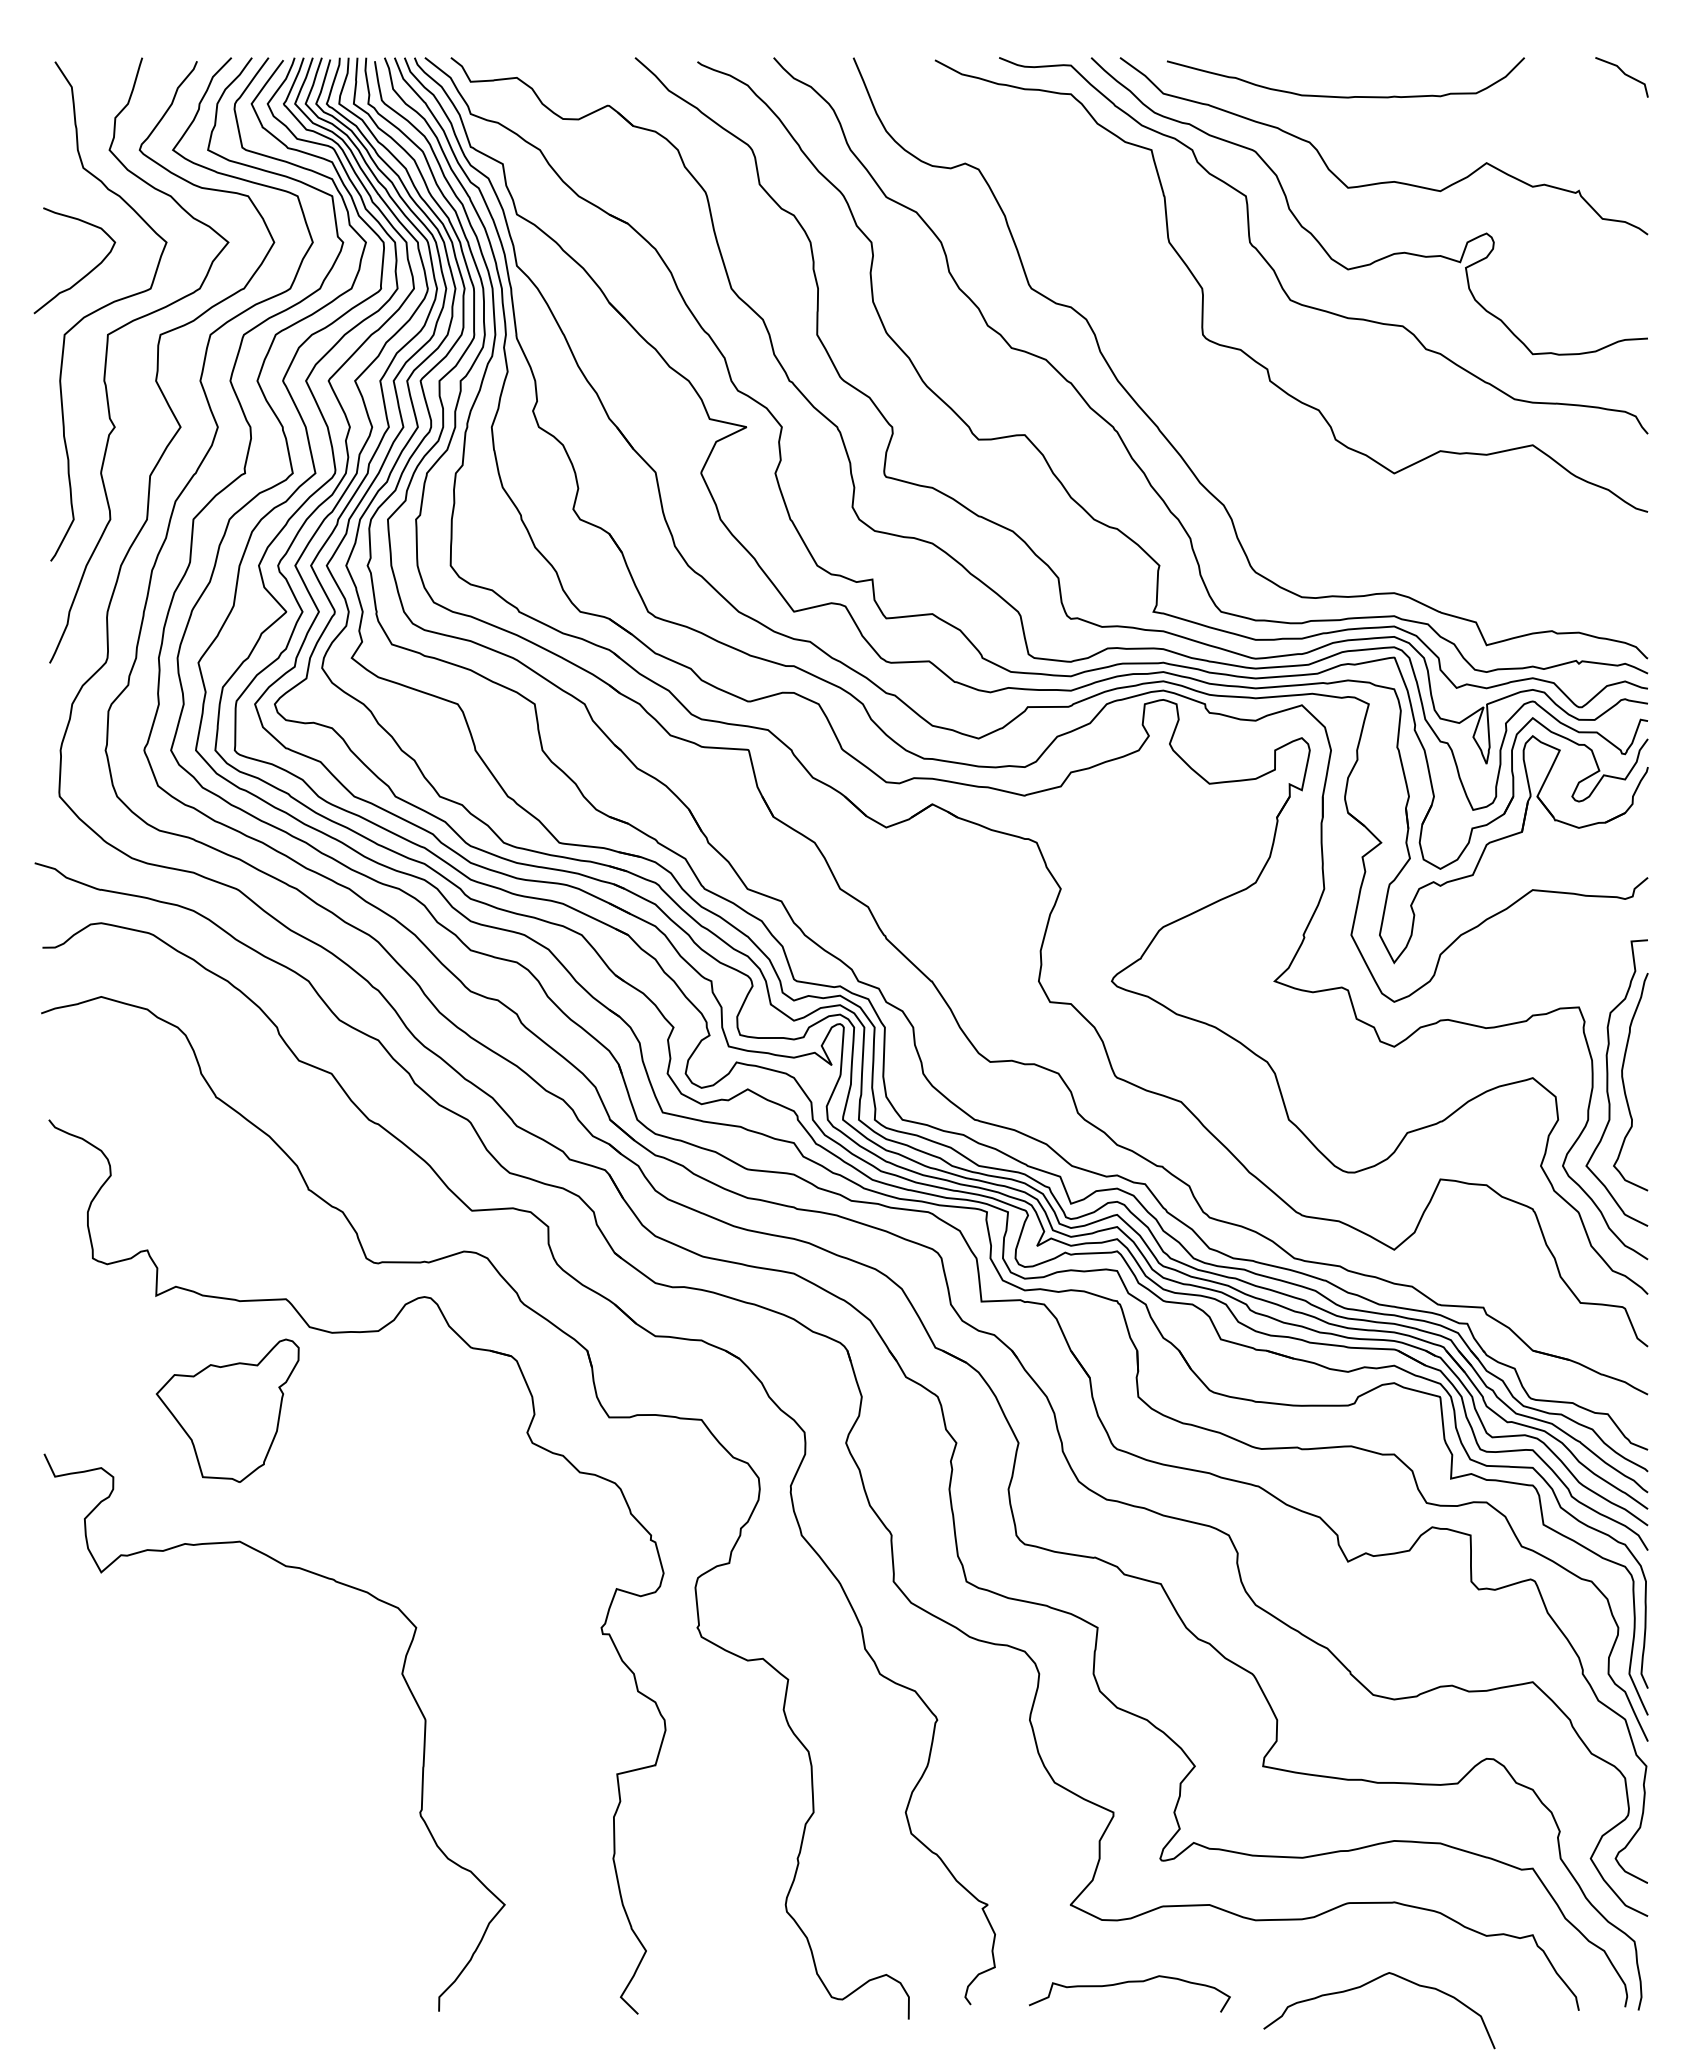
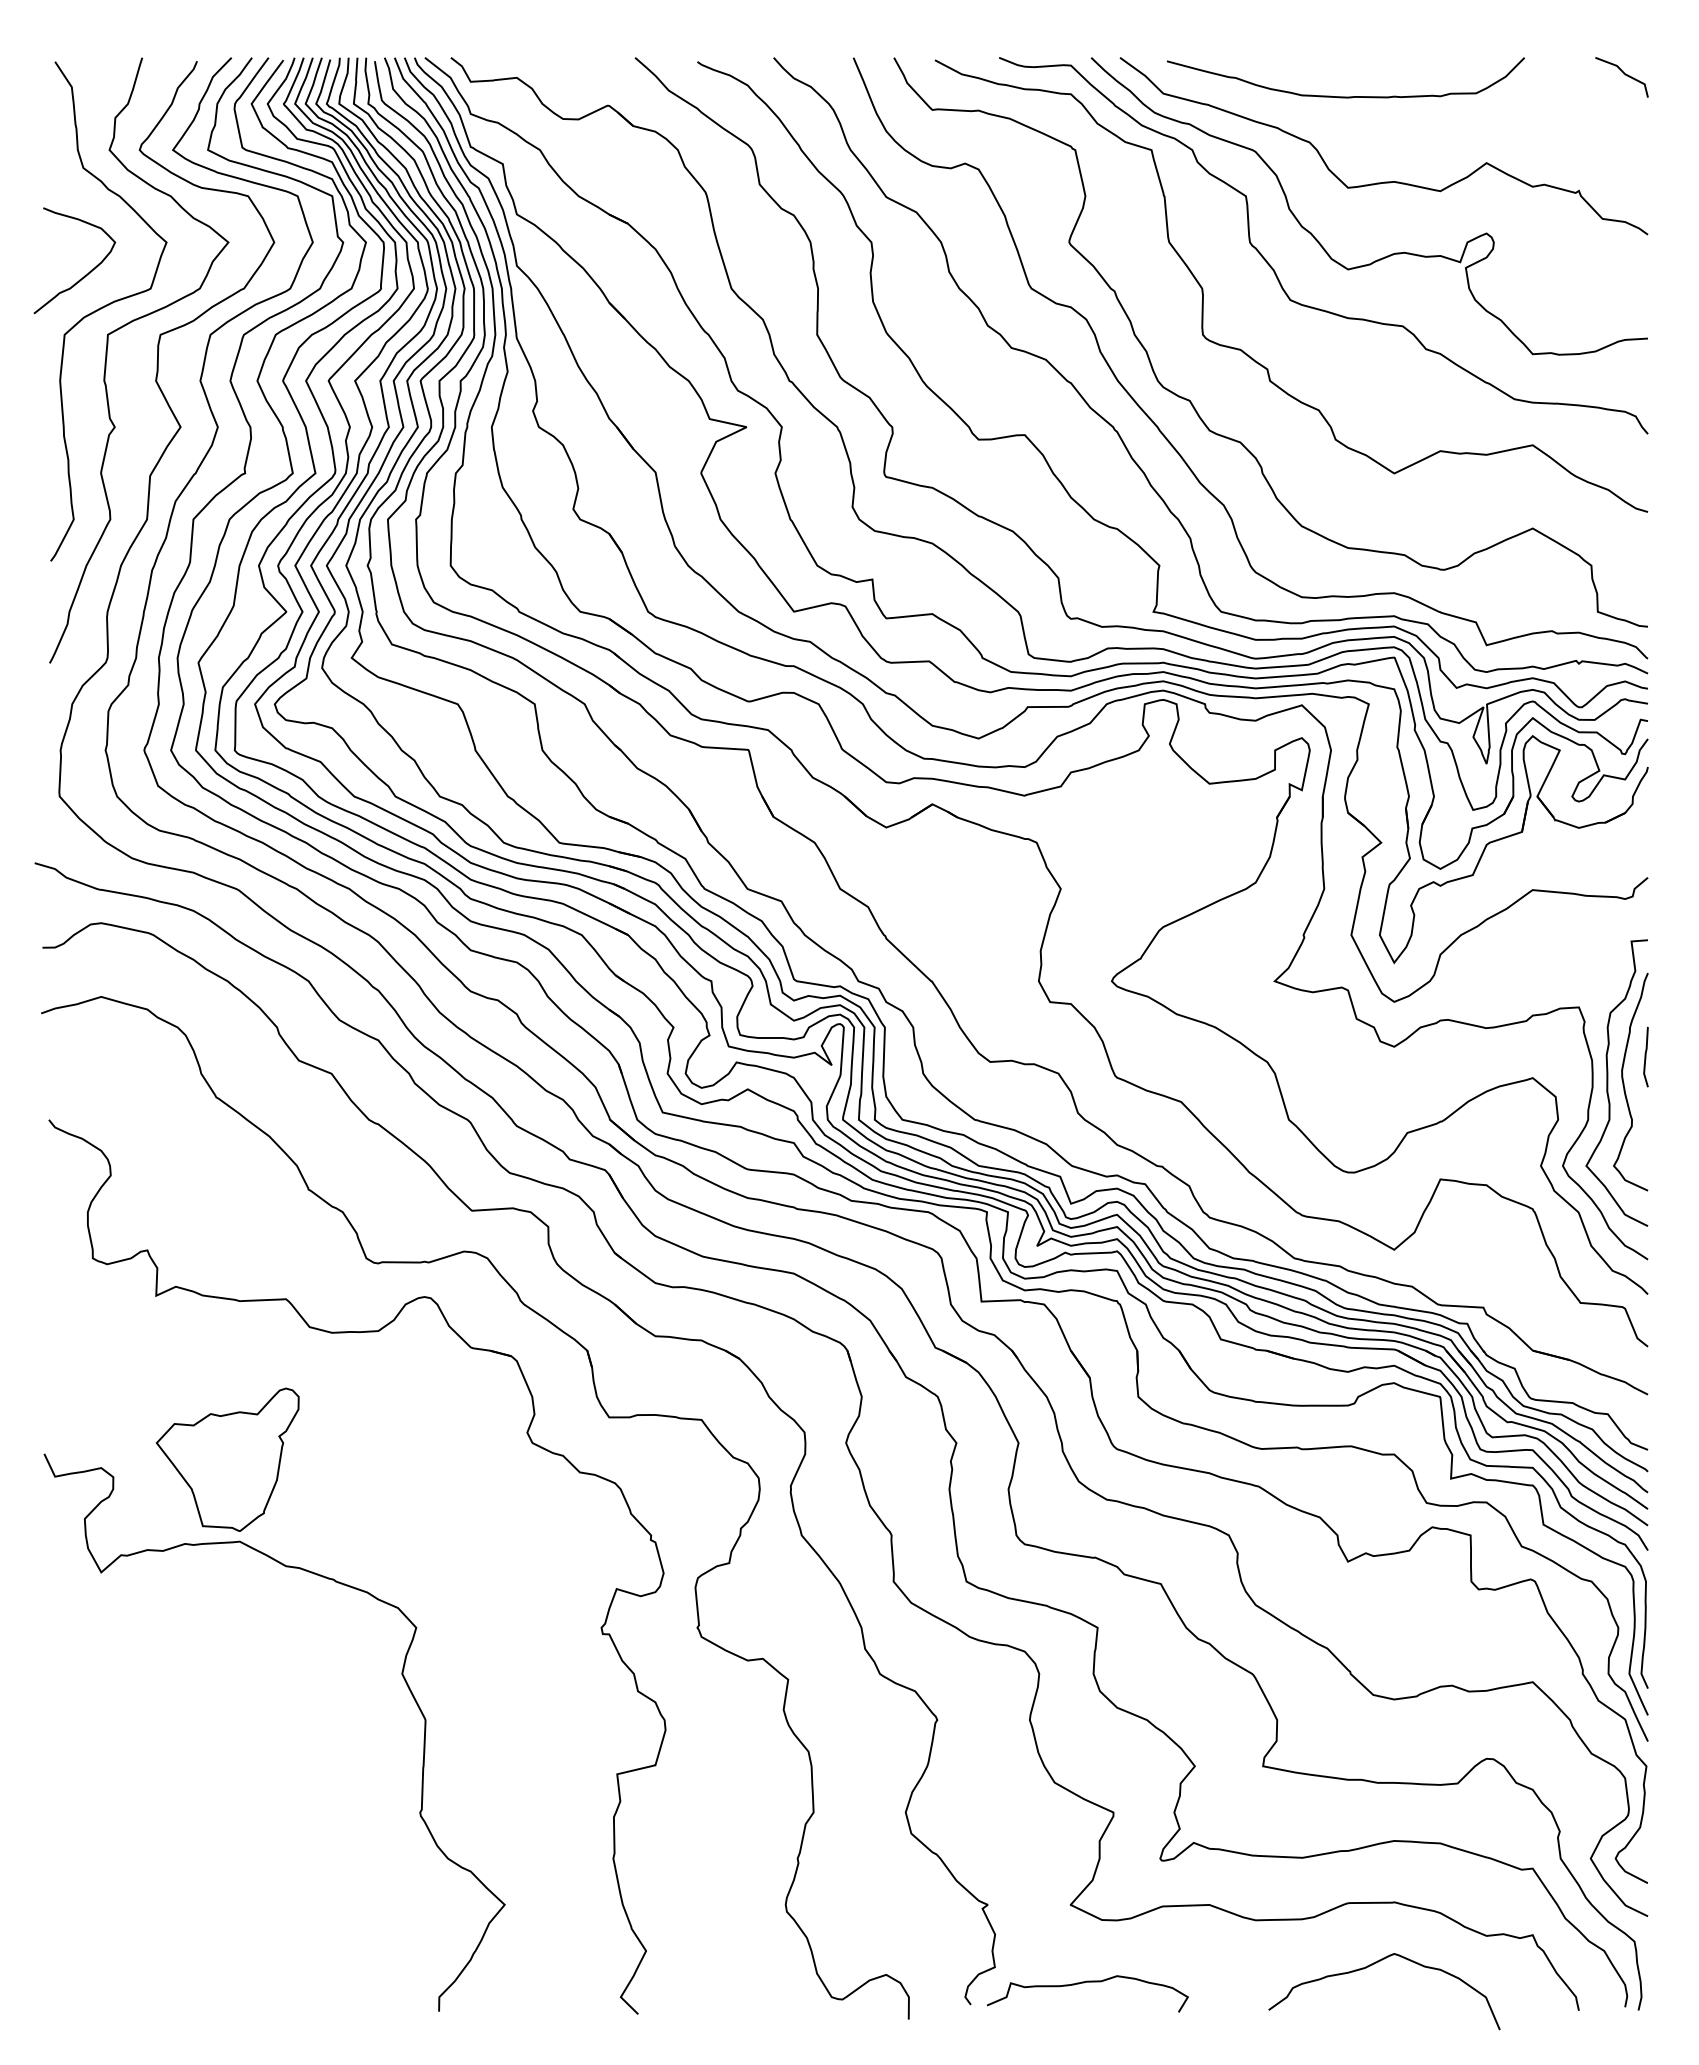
curve: none -> present (1191, 401)
curve: none -> present (1645, 1056)
part position: (227, 1410) -> (227, 1459) (227, 1459)
curve position: (1126, 1983) -> (1084, 1983) (1084, 1983)
curve position: (1367, 1984) -> (1372, 1965) (1372, 1965)
